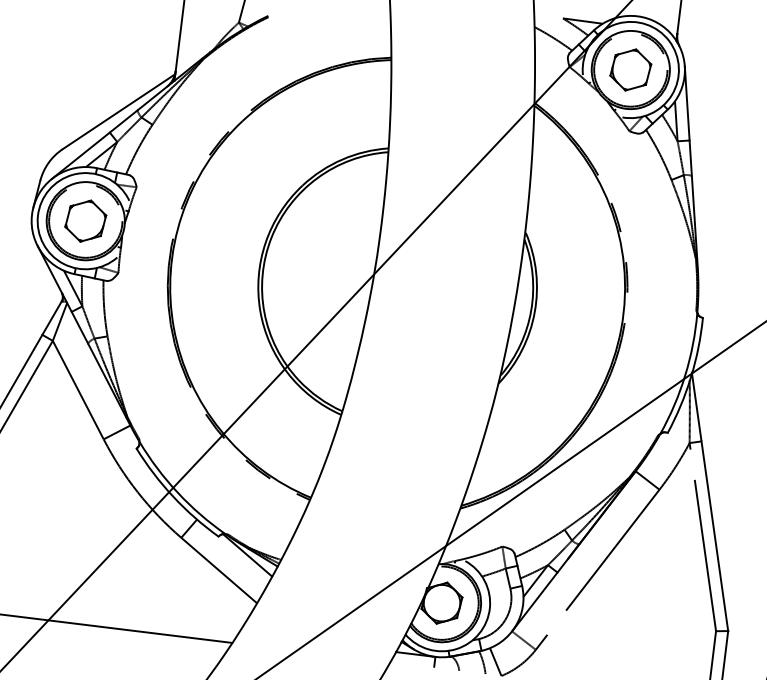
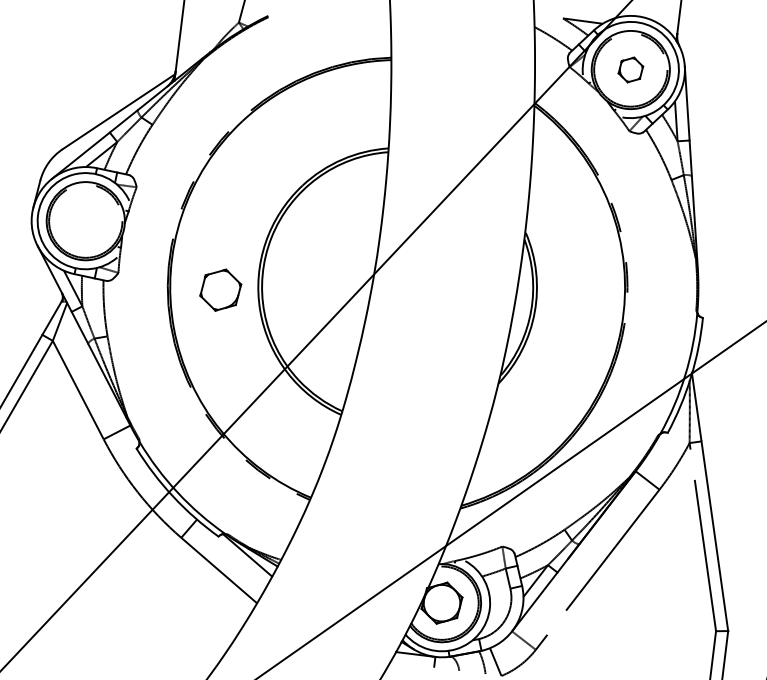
part size: 44x44 px -> 28x28 px (630, 69)
part position: (85, 220) -> (220, 289) (220, 289)
line: present -> none (117, 628)
